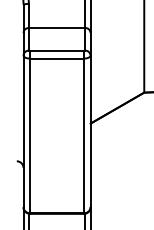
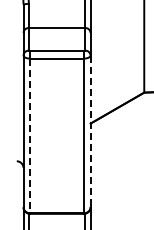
line: solid -> dashed (90, 131)
line: solid -> dashed (30, 136)
